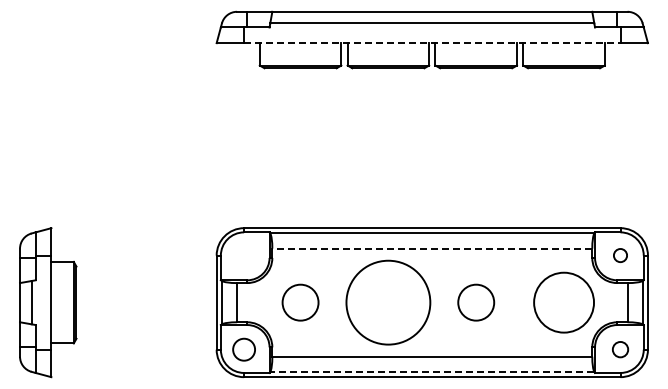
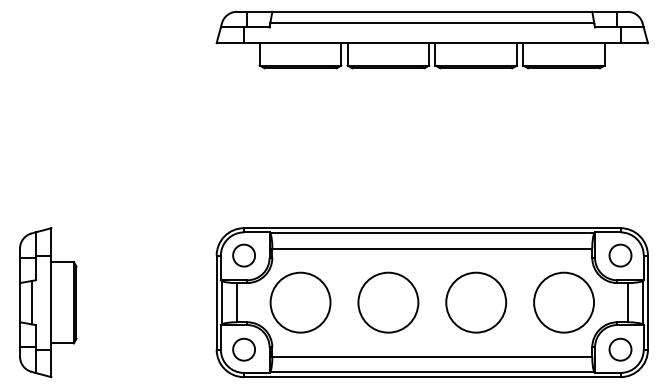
line: dashed -> solid (432, 43)
line: dashed -> solid (432, 248)
circle: none -> present (243, 255)
circle size: 15x15 px -> 25x25 px (620, 255)
circle diameter: 36 px -> 60 px (300, 302)
circle diameter: 84 px -> 60 px (388, 302)
circle diameter: 36 px -> 60 px (476, 302)
circle size: 18x18 px -> 25x25 px (620, 349)
line: dashed -> solid (431, 371)
